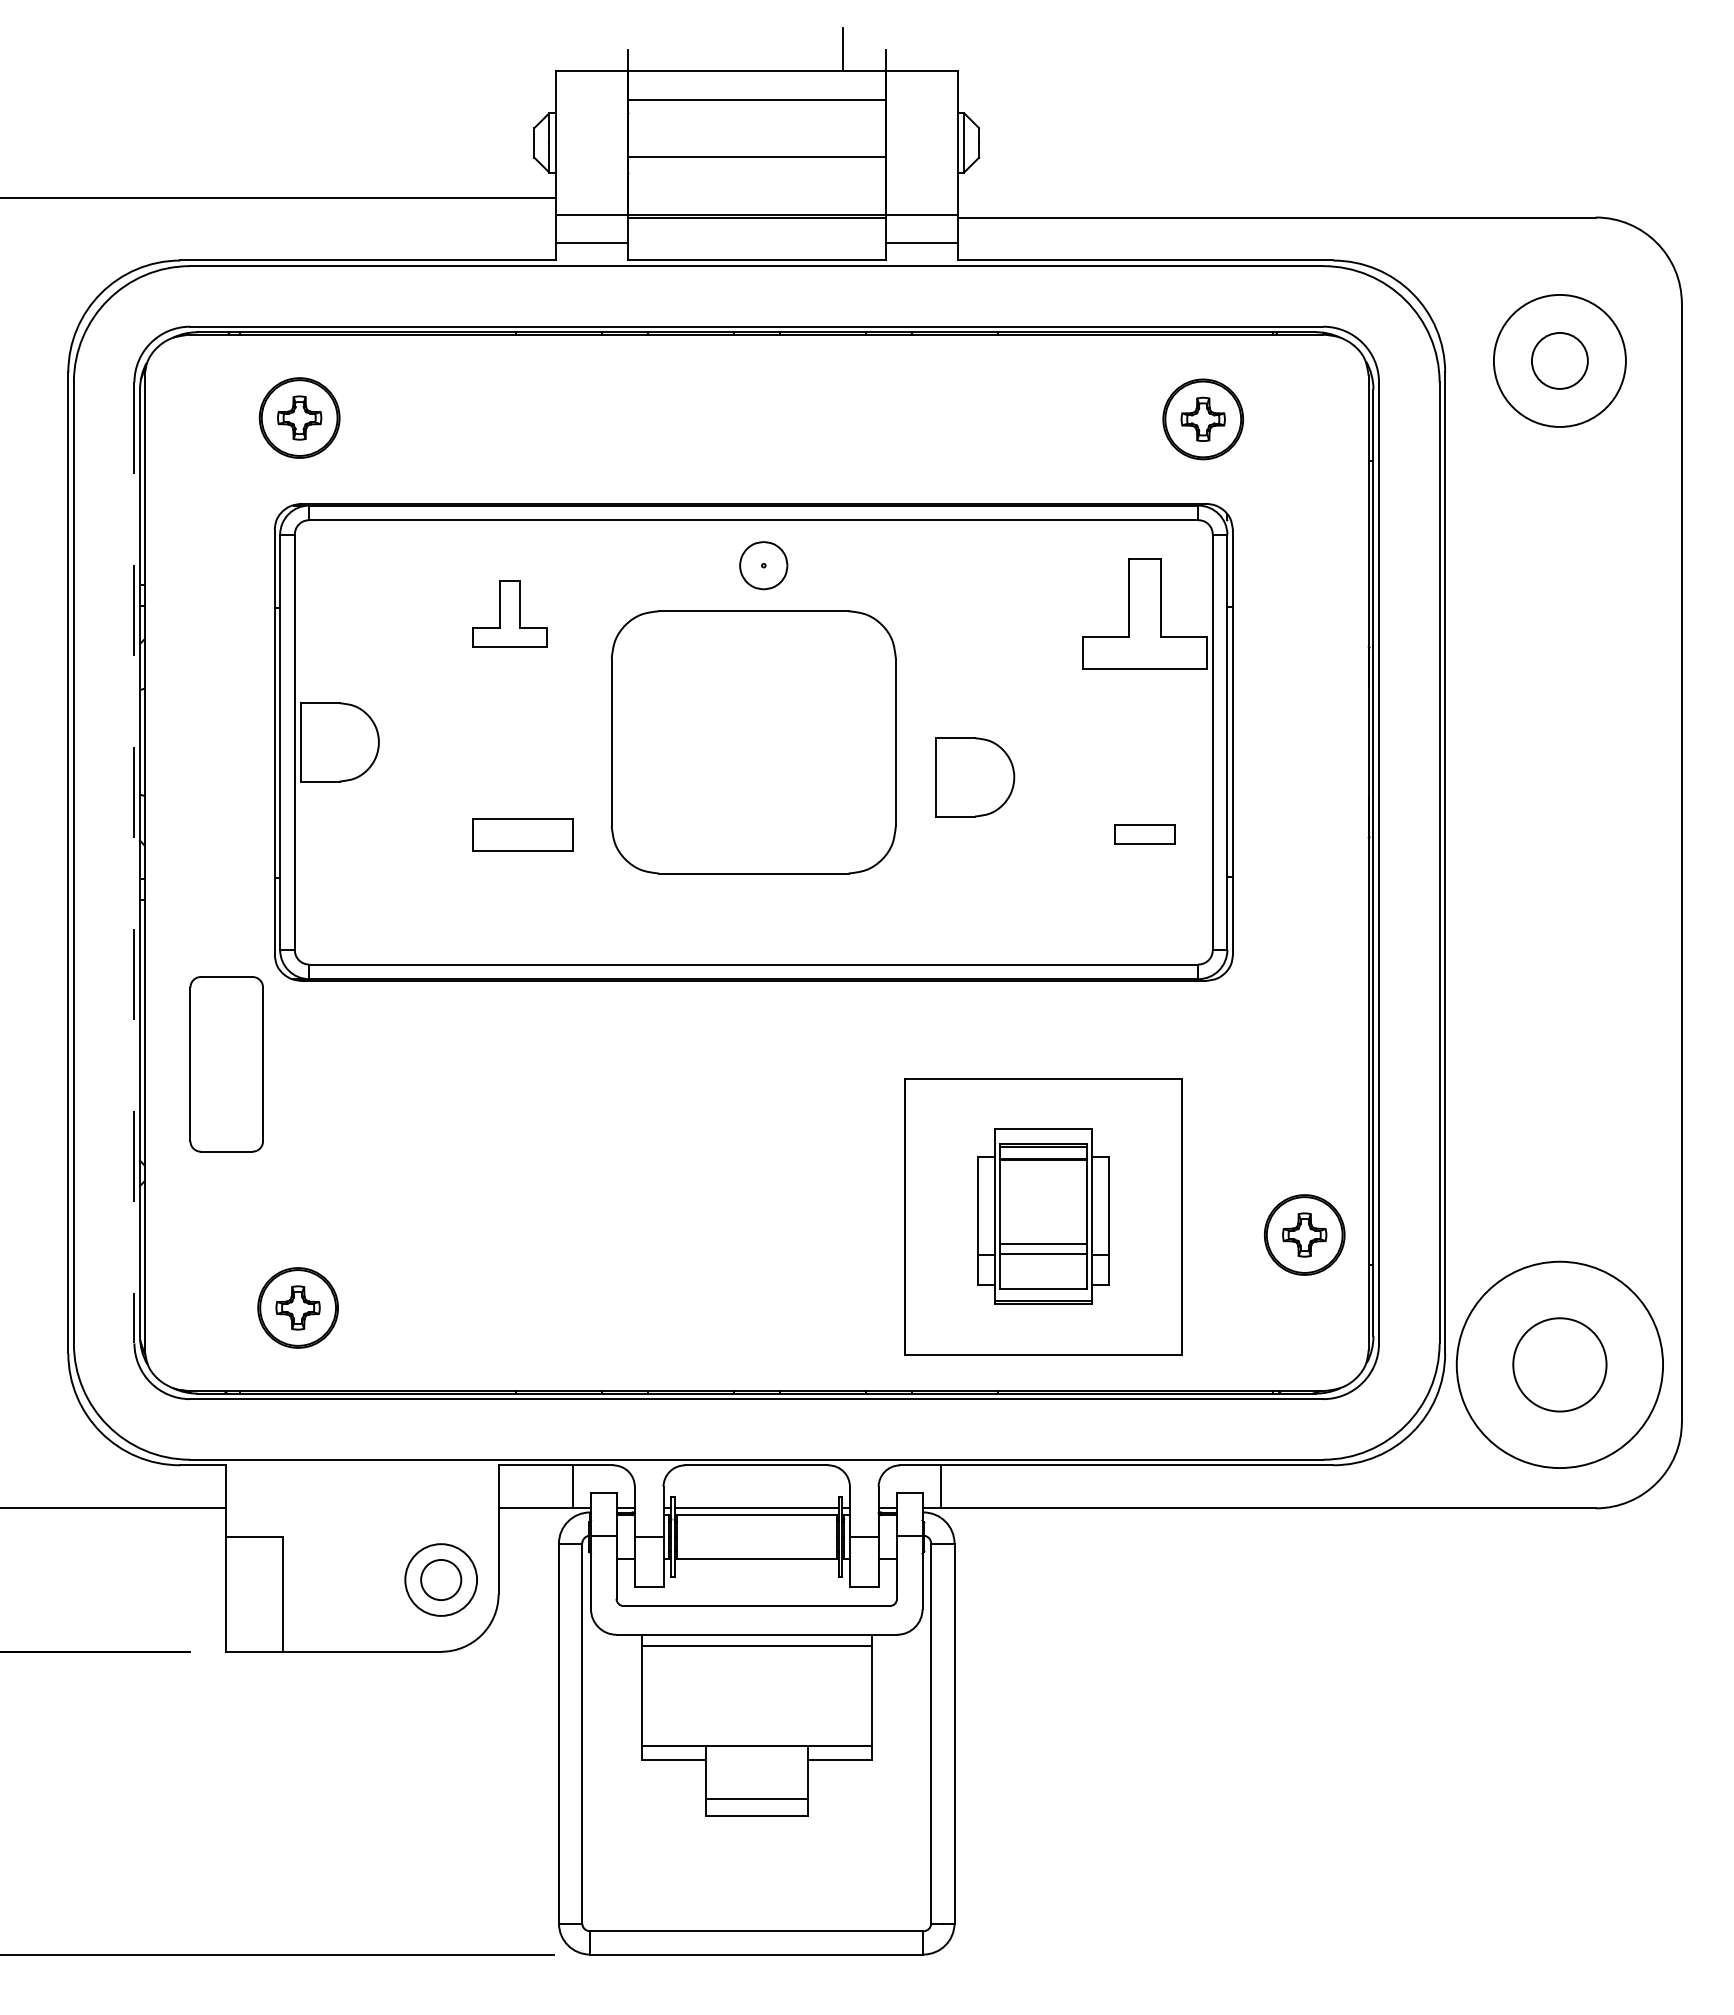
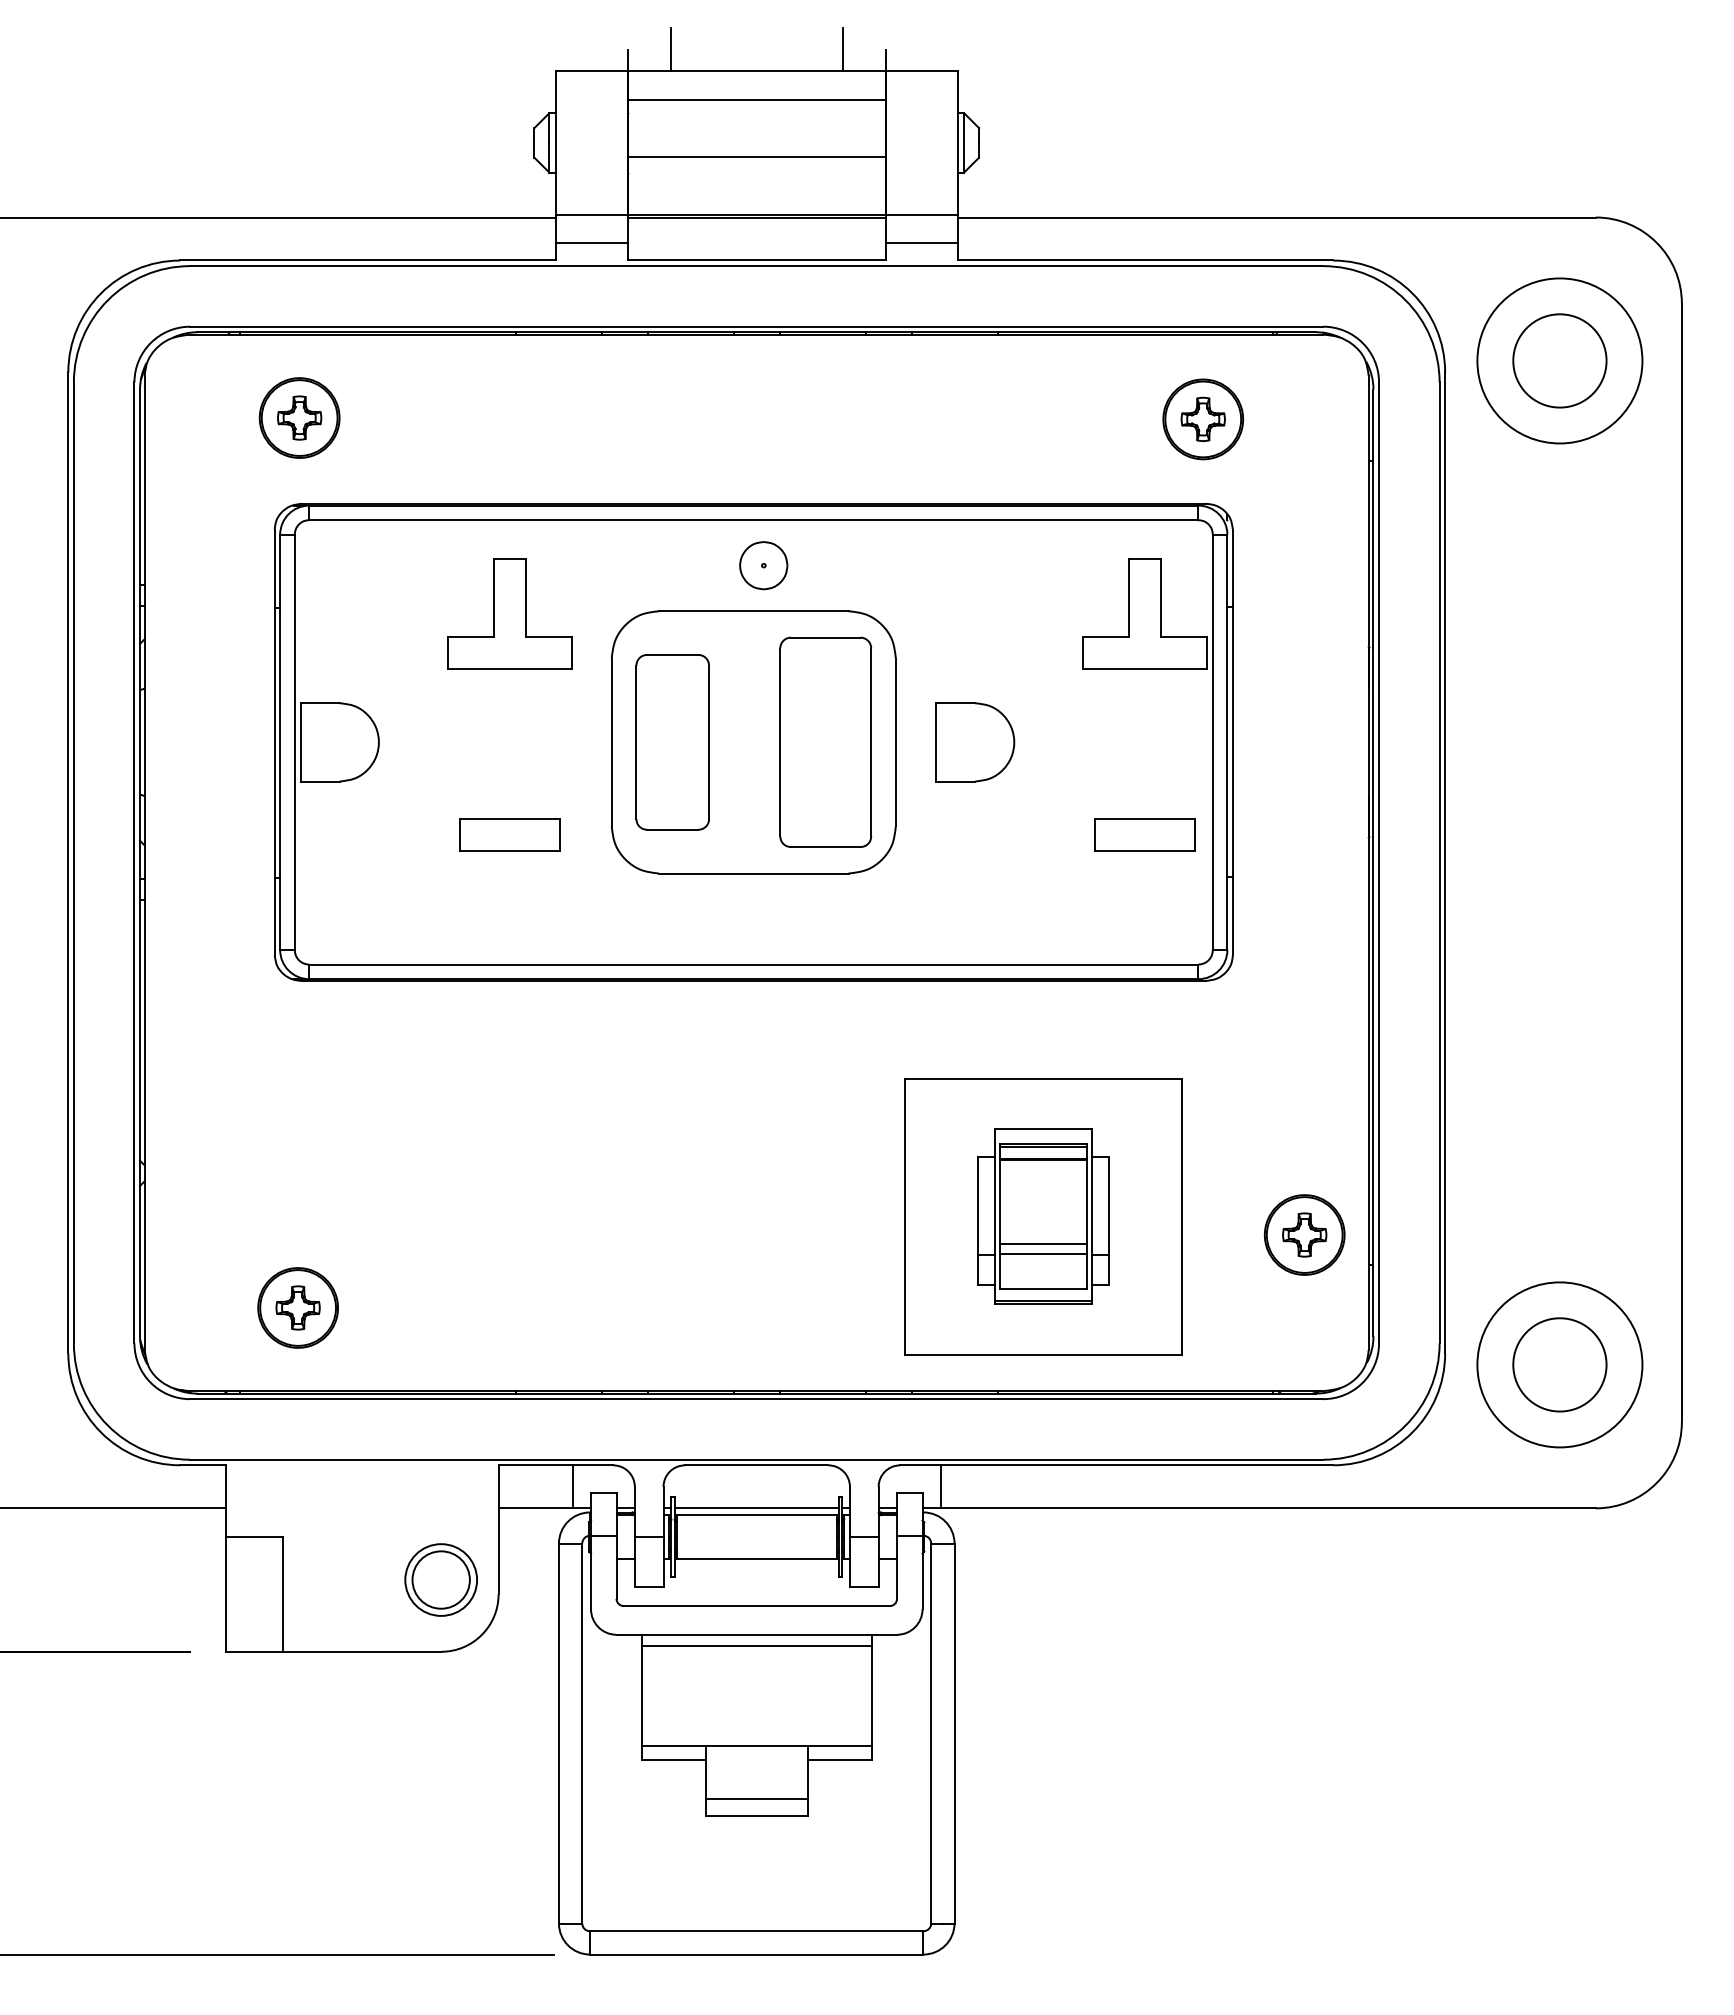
line: none -> present (670, 49)
line position: (278, 197) -> (278, 217) (278, 217)
circle diameter: 132 px -> 165 px (1559, 360)
circle diameter: 56 px -> 93 px (1559, 360)
part size: 76x68 px -> 126x112 px (509, 613)
part: none -> present (825, 741)
part position: (975, 777) -> (975, 742) (975, 742)
part position: (522, 834) -> (509, 834) (509, 834)
part size: 62x21 px -> 102x34 px (1144, 834)
line: dashed -> solid (134, 863)
part position: (226, 1064) -> (672, 742) (672, 742)
circle diameter: 206 px -> 165 px (1559, 1364)
circle diameter: 40 px -> 57 px (440, 1579)
